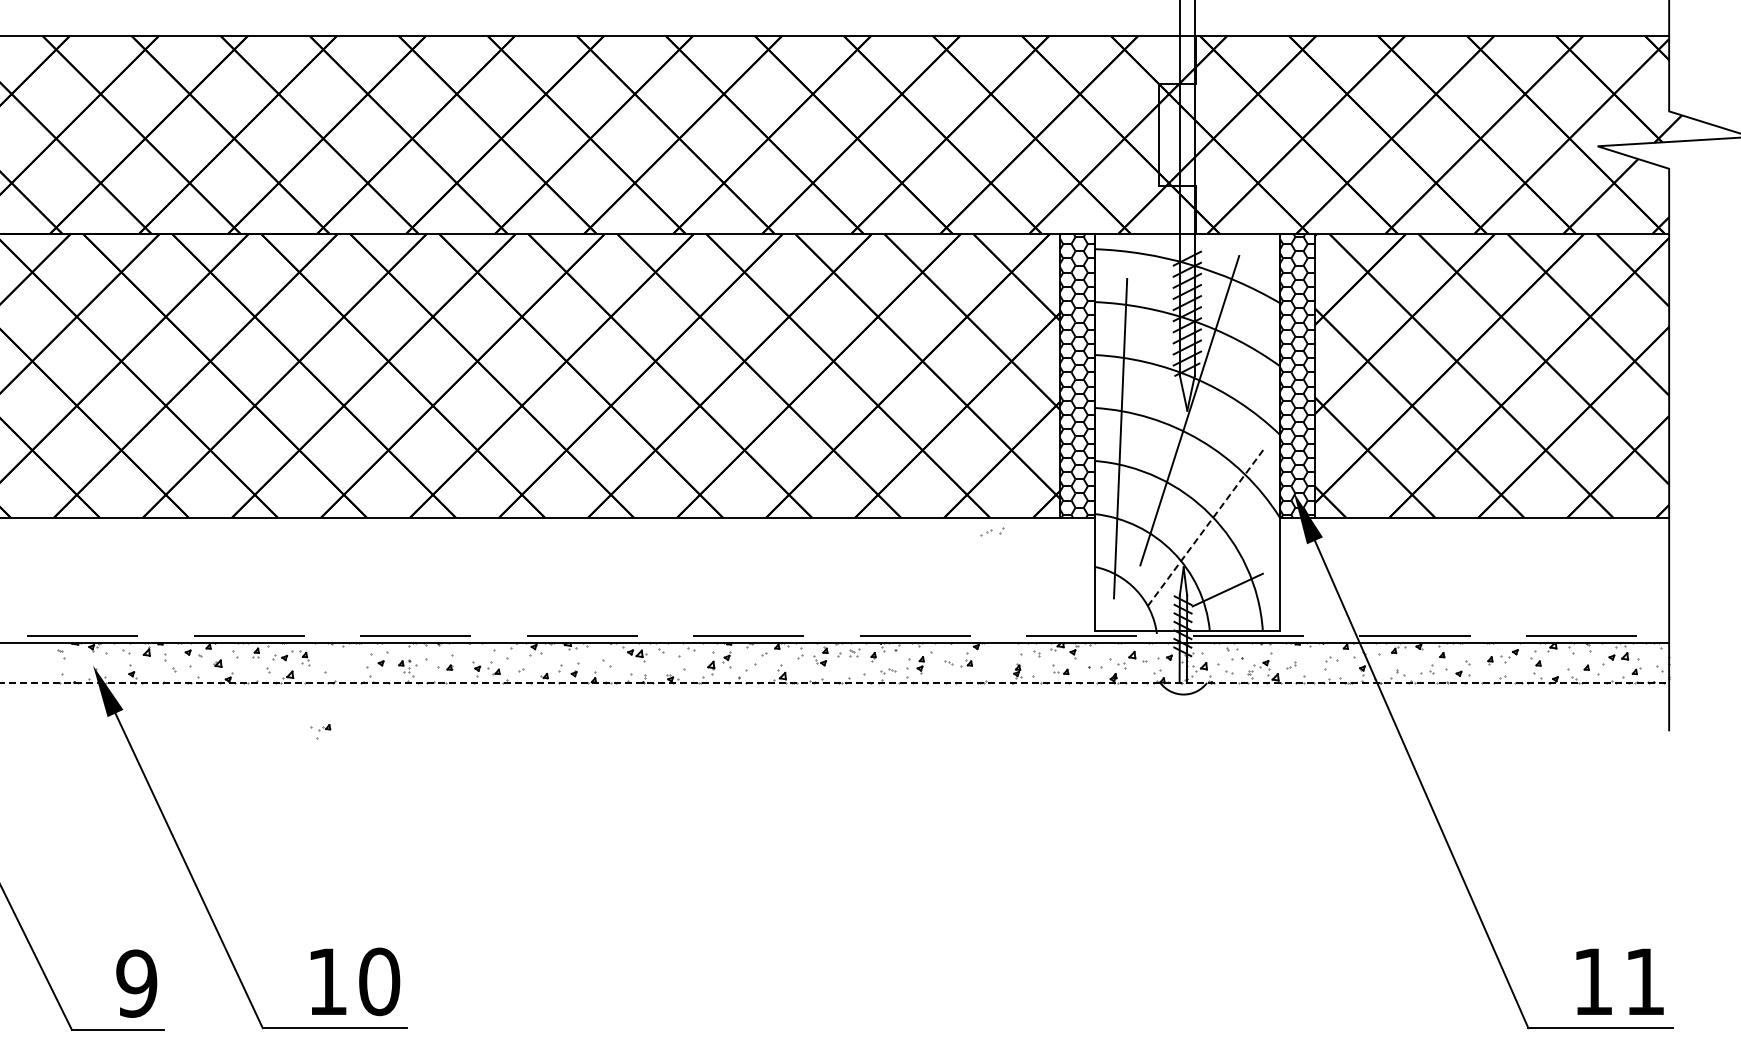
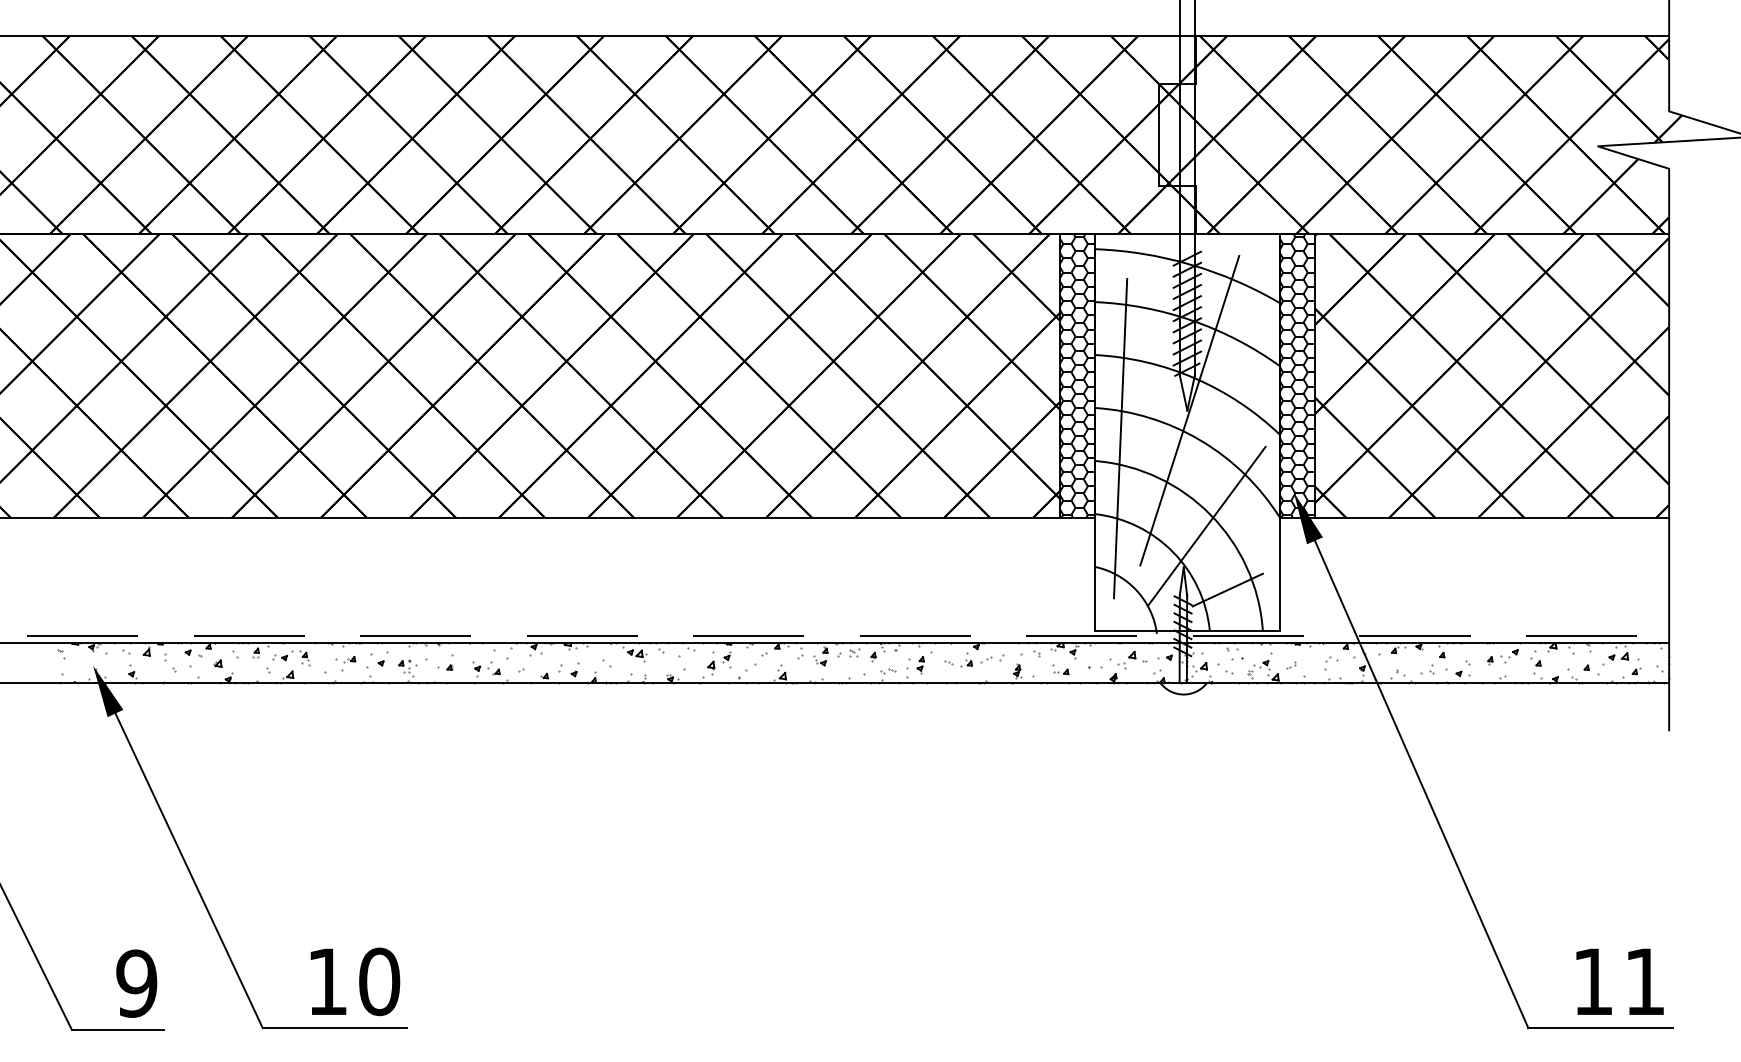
line: dashed -> solid (1206, 526)
part position: (992, 531) -> (992, 658) (992, 658)
line: dashed -> solid (835, 682)
part position: (320, 731) -> (345, 663) (345, 663)
